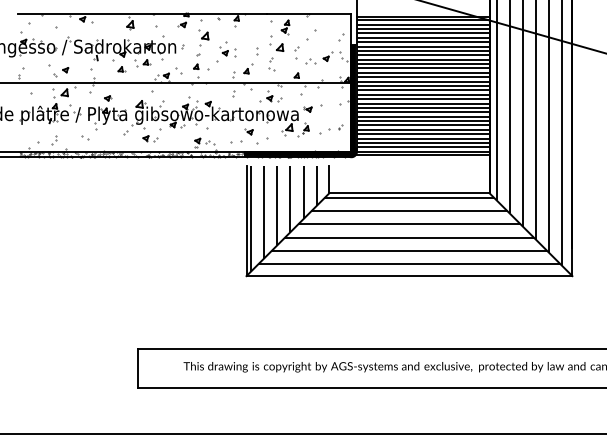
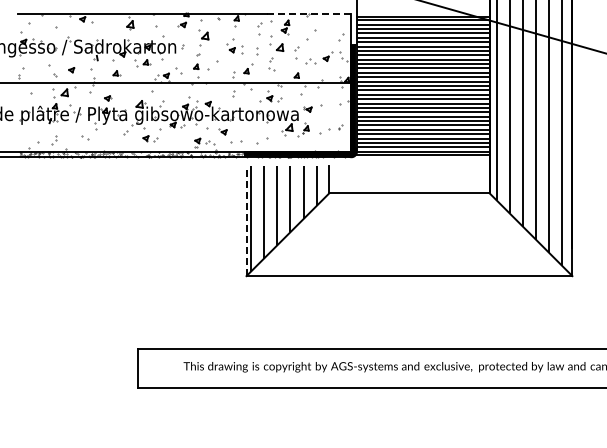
line: solid -> dashed (309, 13)
part: none -> present (259, 28)
part position: (227, 49) -> (234, 46) (234, 46)
part position: (121, 69) -> (116, 73) (116, 73)
part position: (65, 70) -> (71, 70) (71, 70)
part position: (248, 131) -> (222, 131) (222, 131)
line: solid -> dashed (246, 220)
hatch: present -> none (409, 230)
line: present -> none (302, 434)
